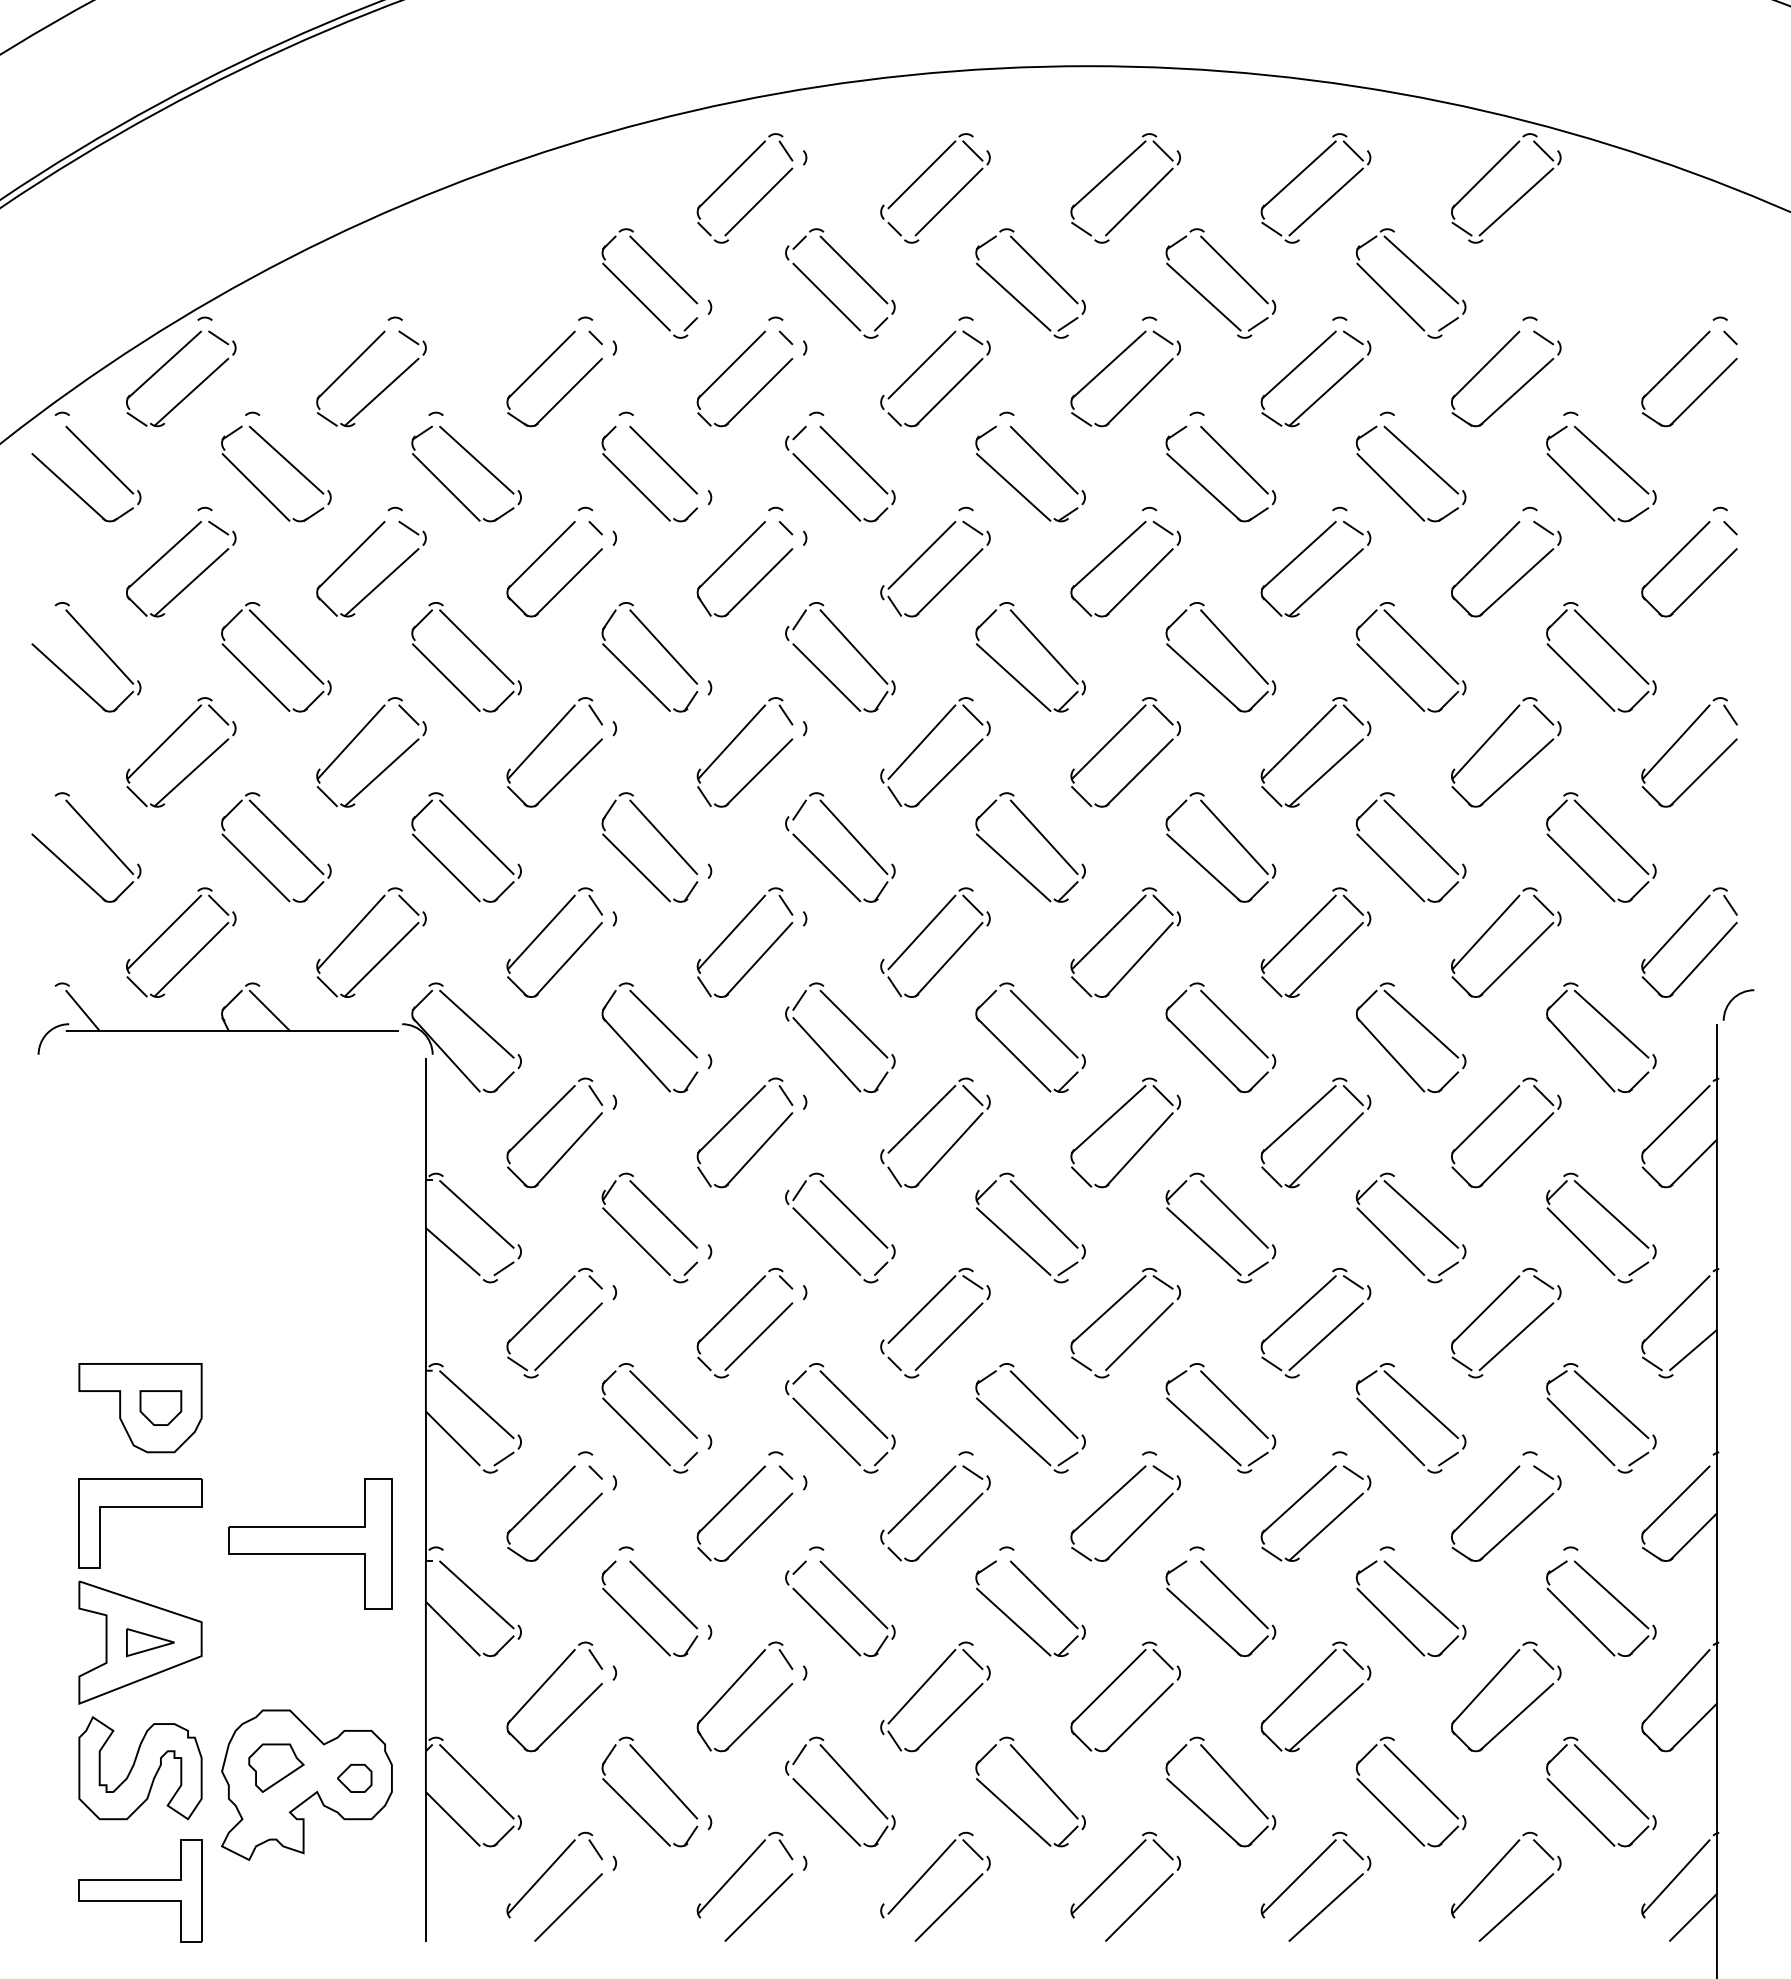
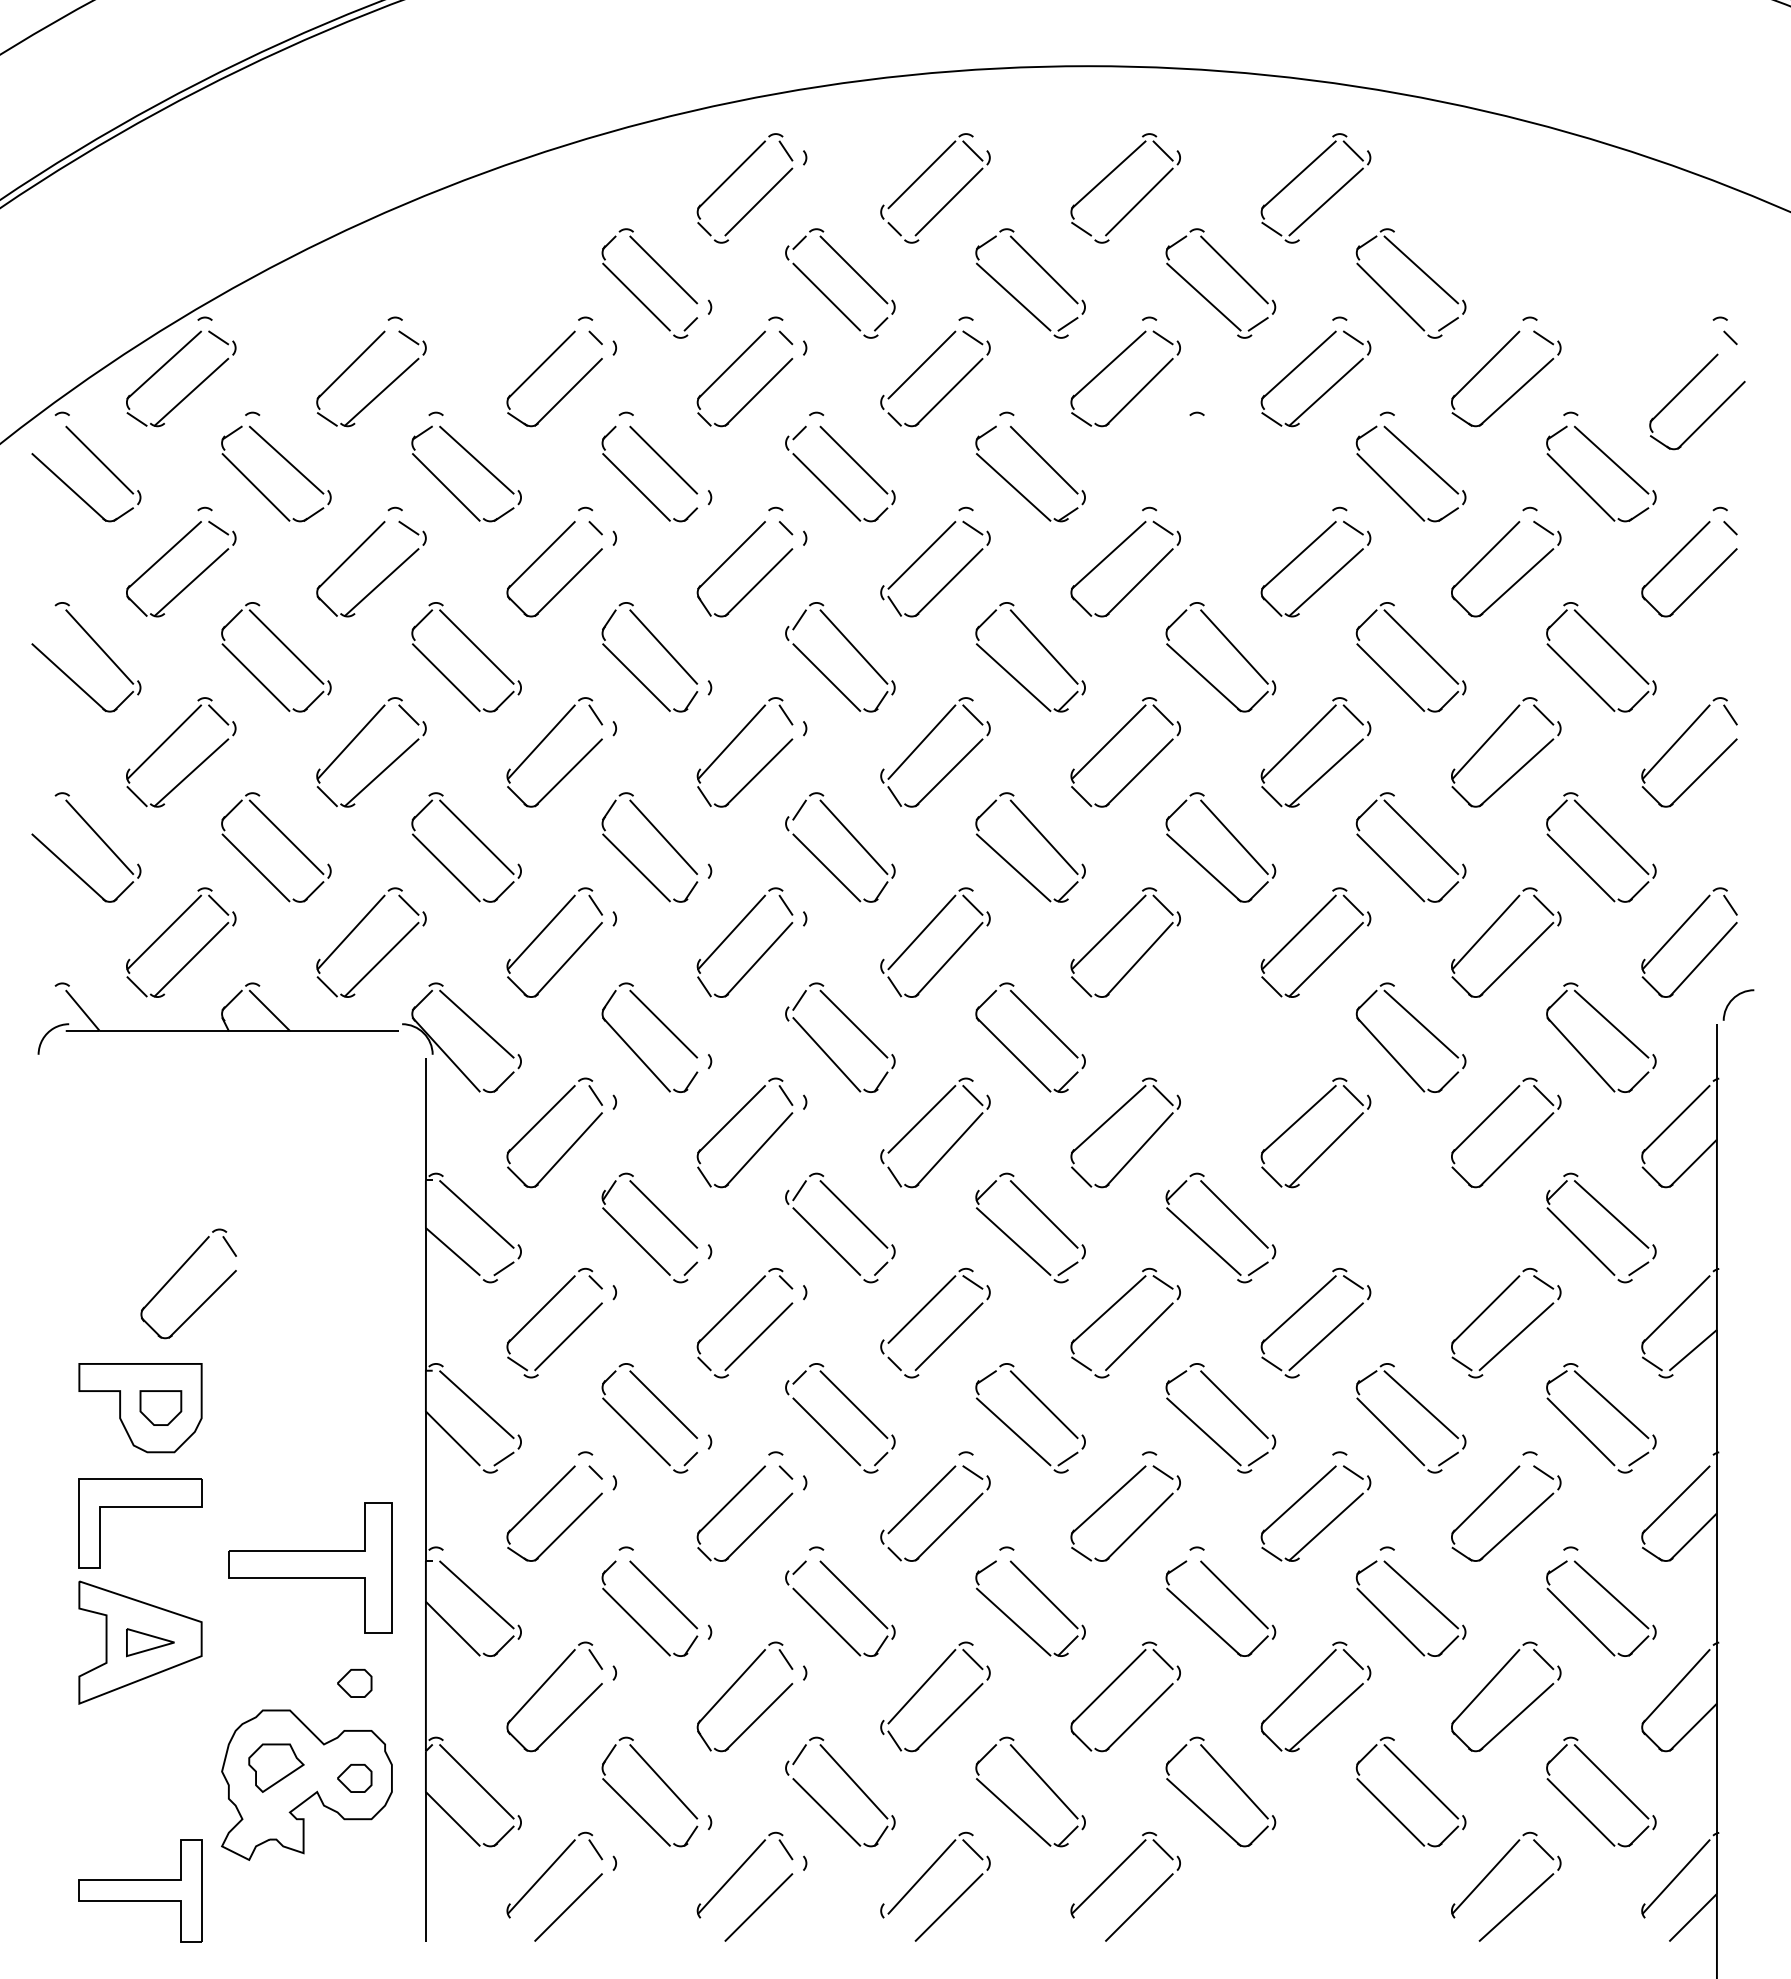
part: present -> none (1517, 199)
part position: (1677, 365) -> (1685, 388) (1685, 388)
part: present -> none (1233, 460)
part: present -> none (1233, 1024)
part: present -> none (1419, 1214)
part: none -> present (175, 1275)
part position: (310, 1543) -> (310, 1567) (310, 1567)
part: none -> present (354, 1683)
part: present -> none (140, 1768)
part: present -> none (1303, 1873)
